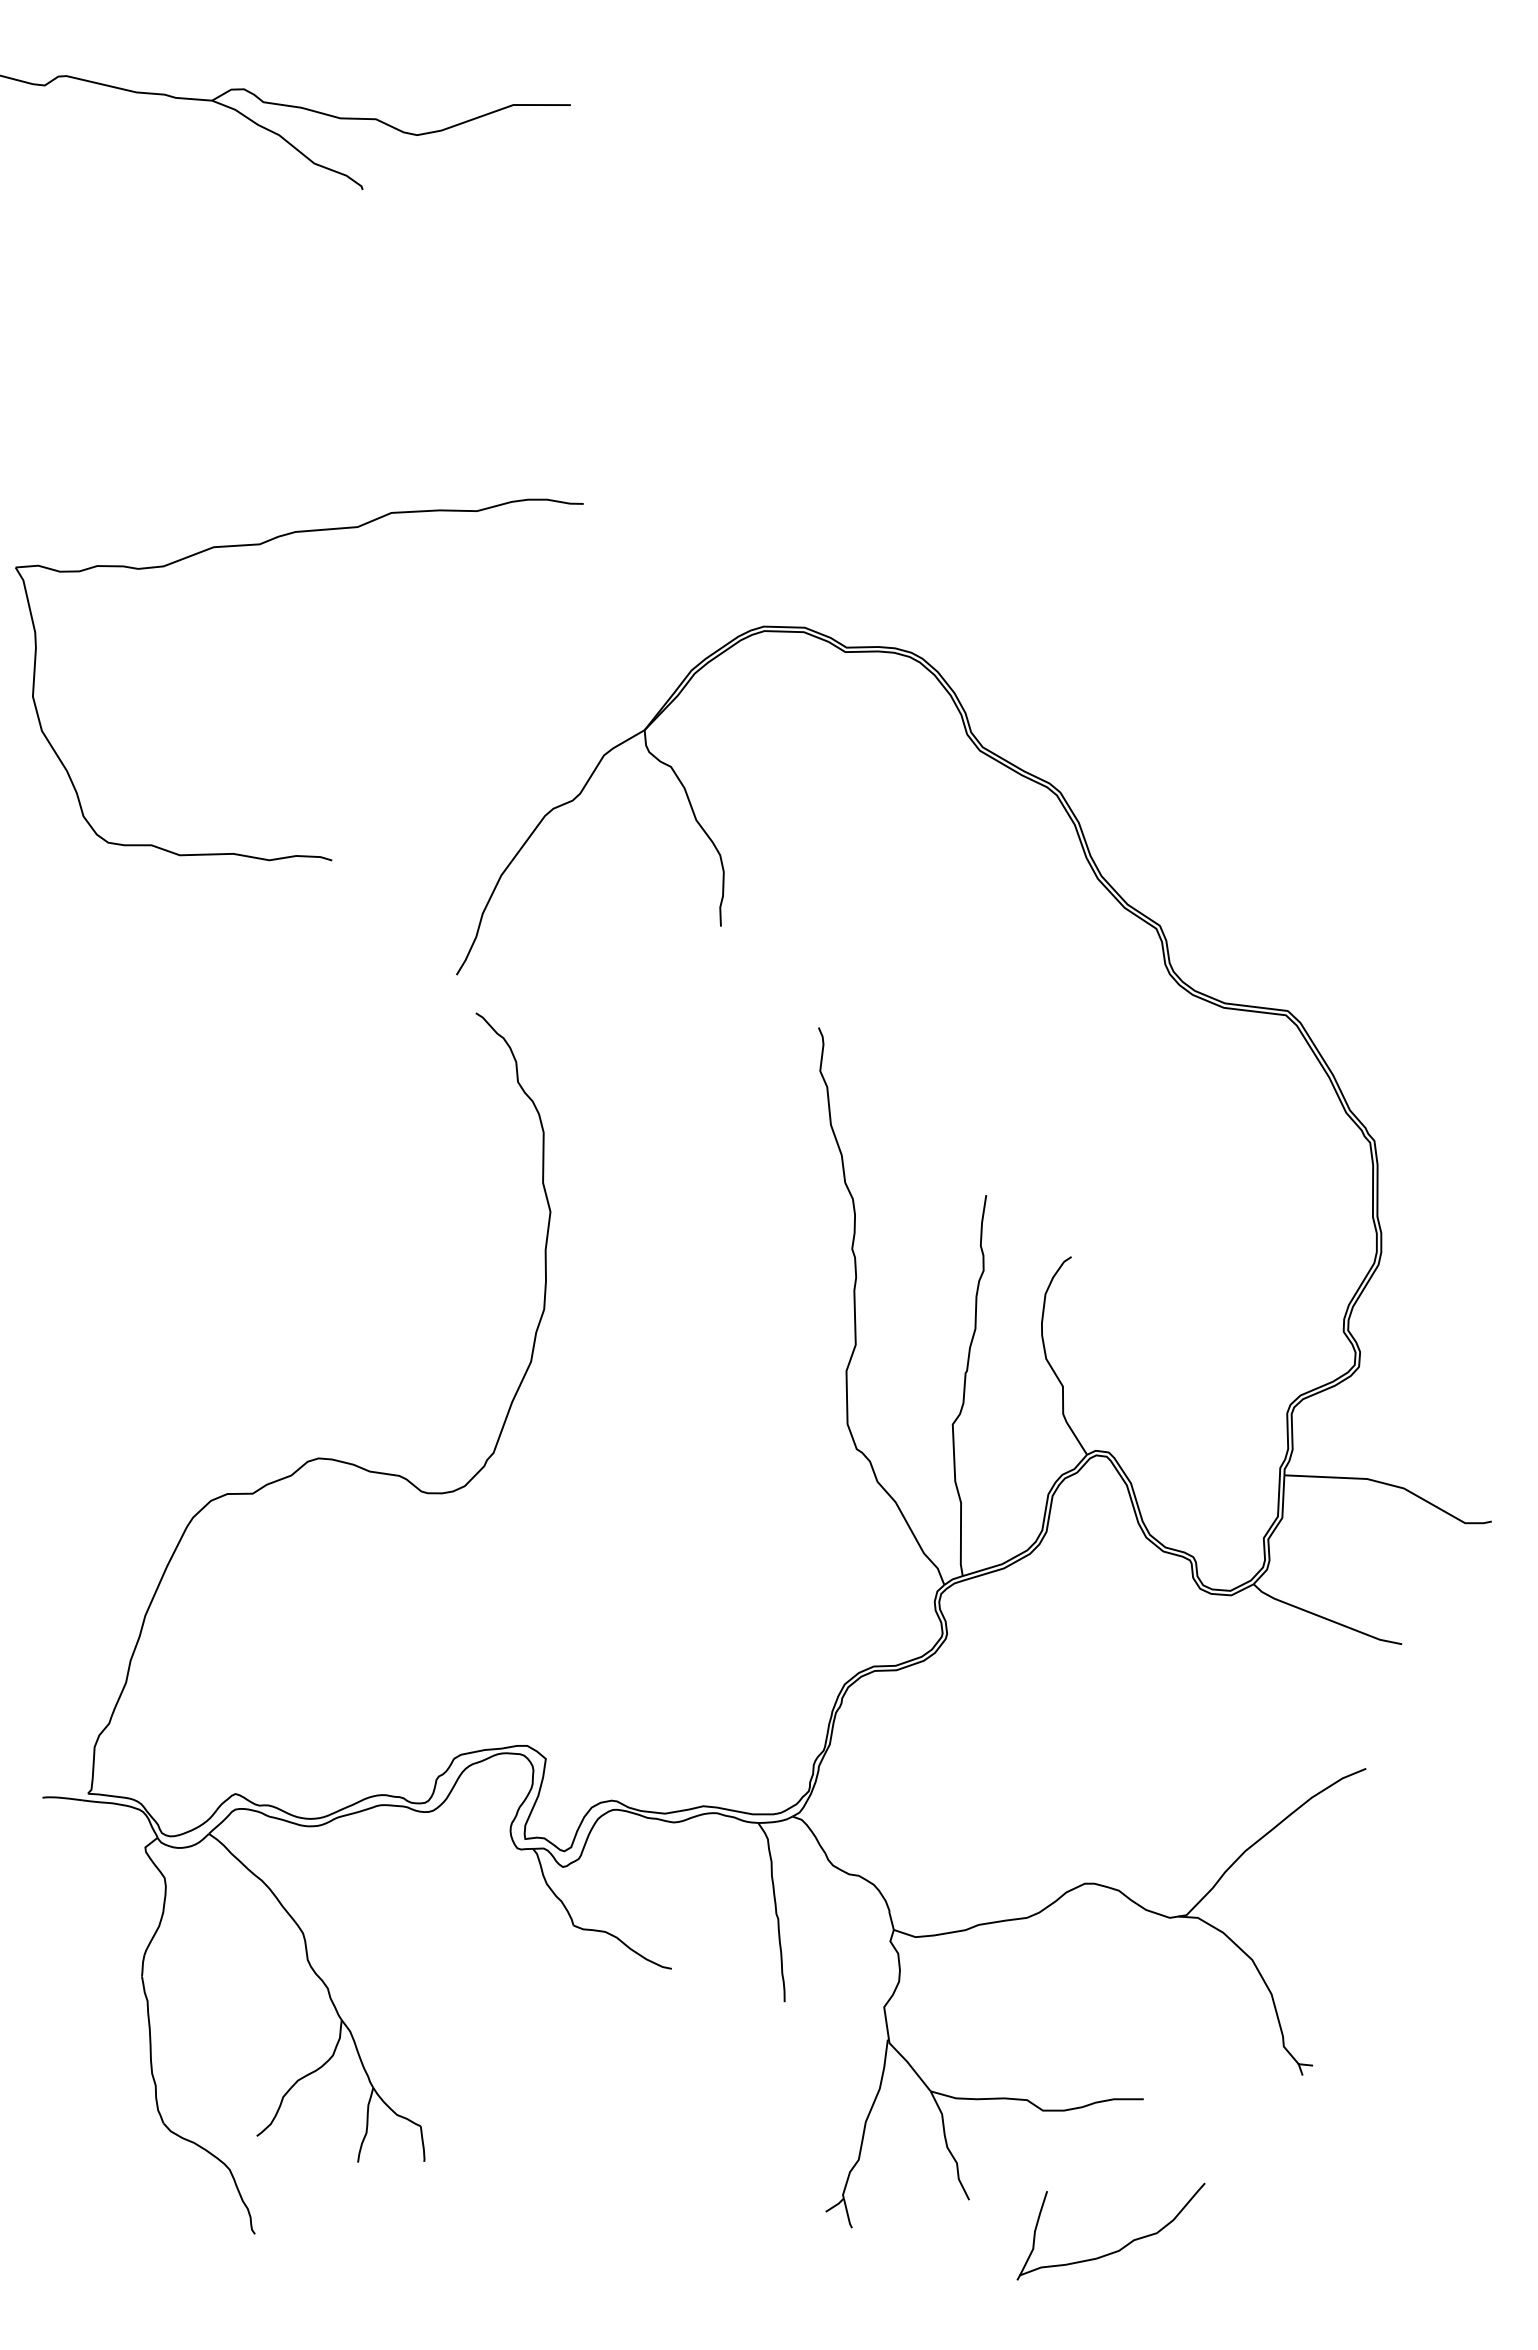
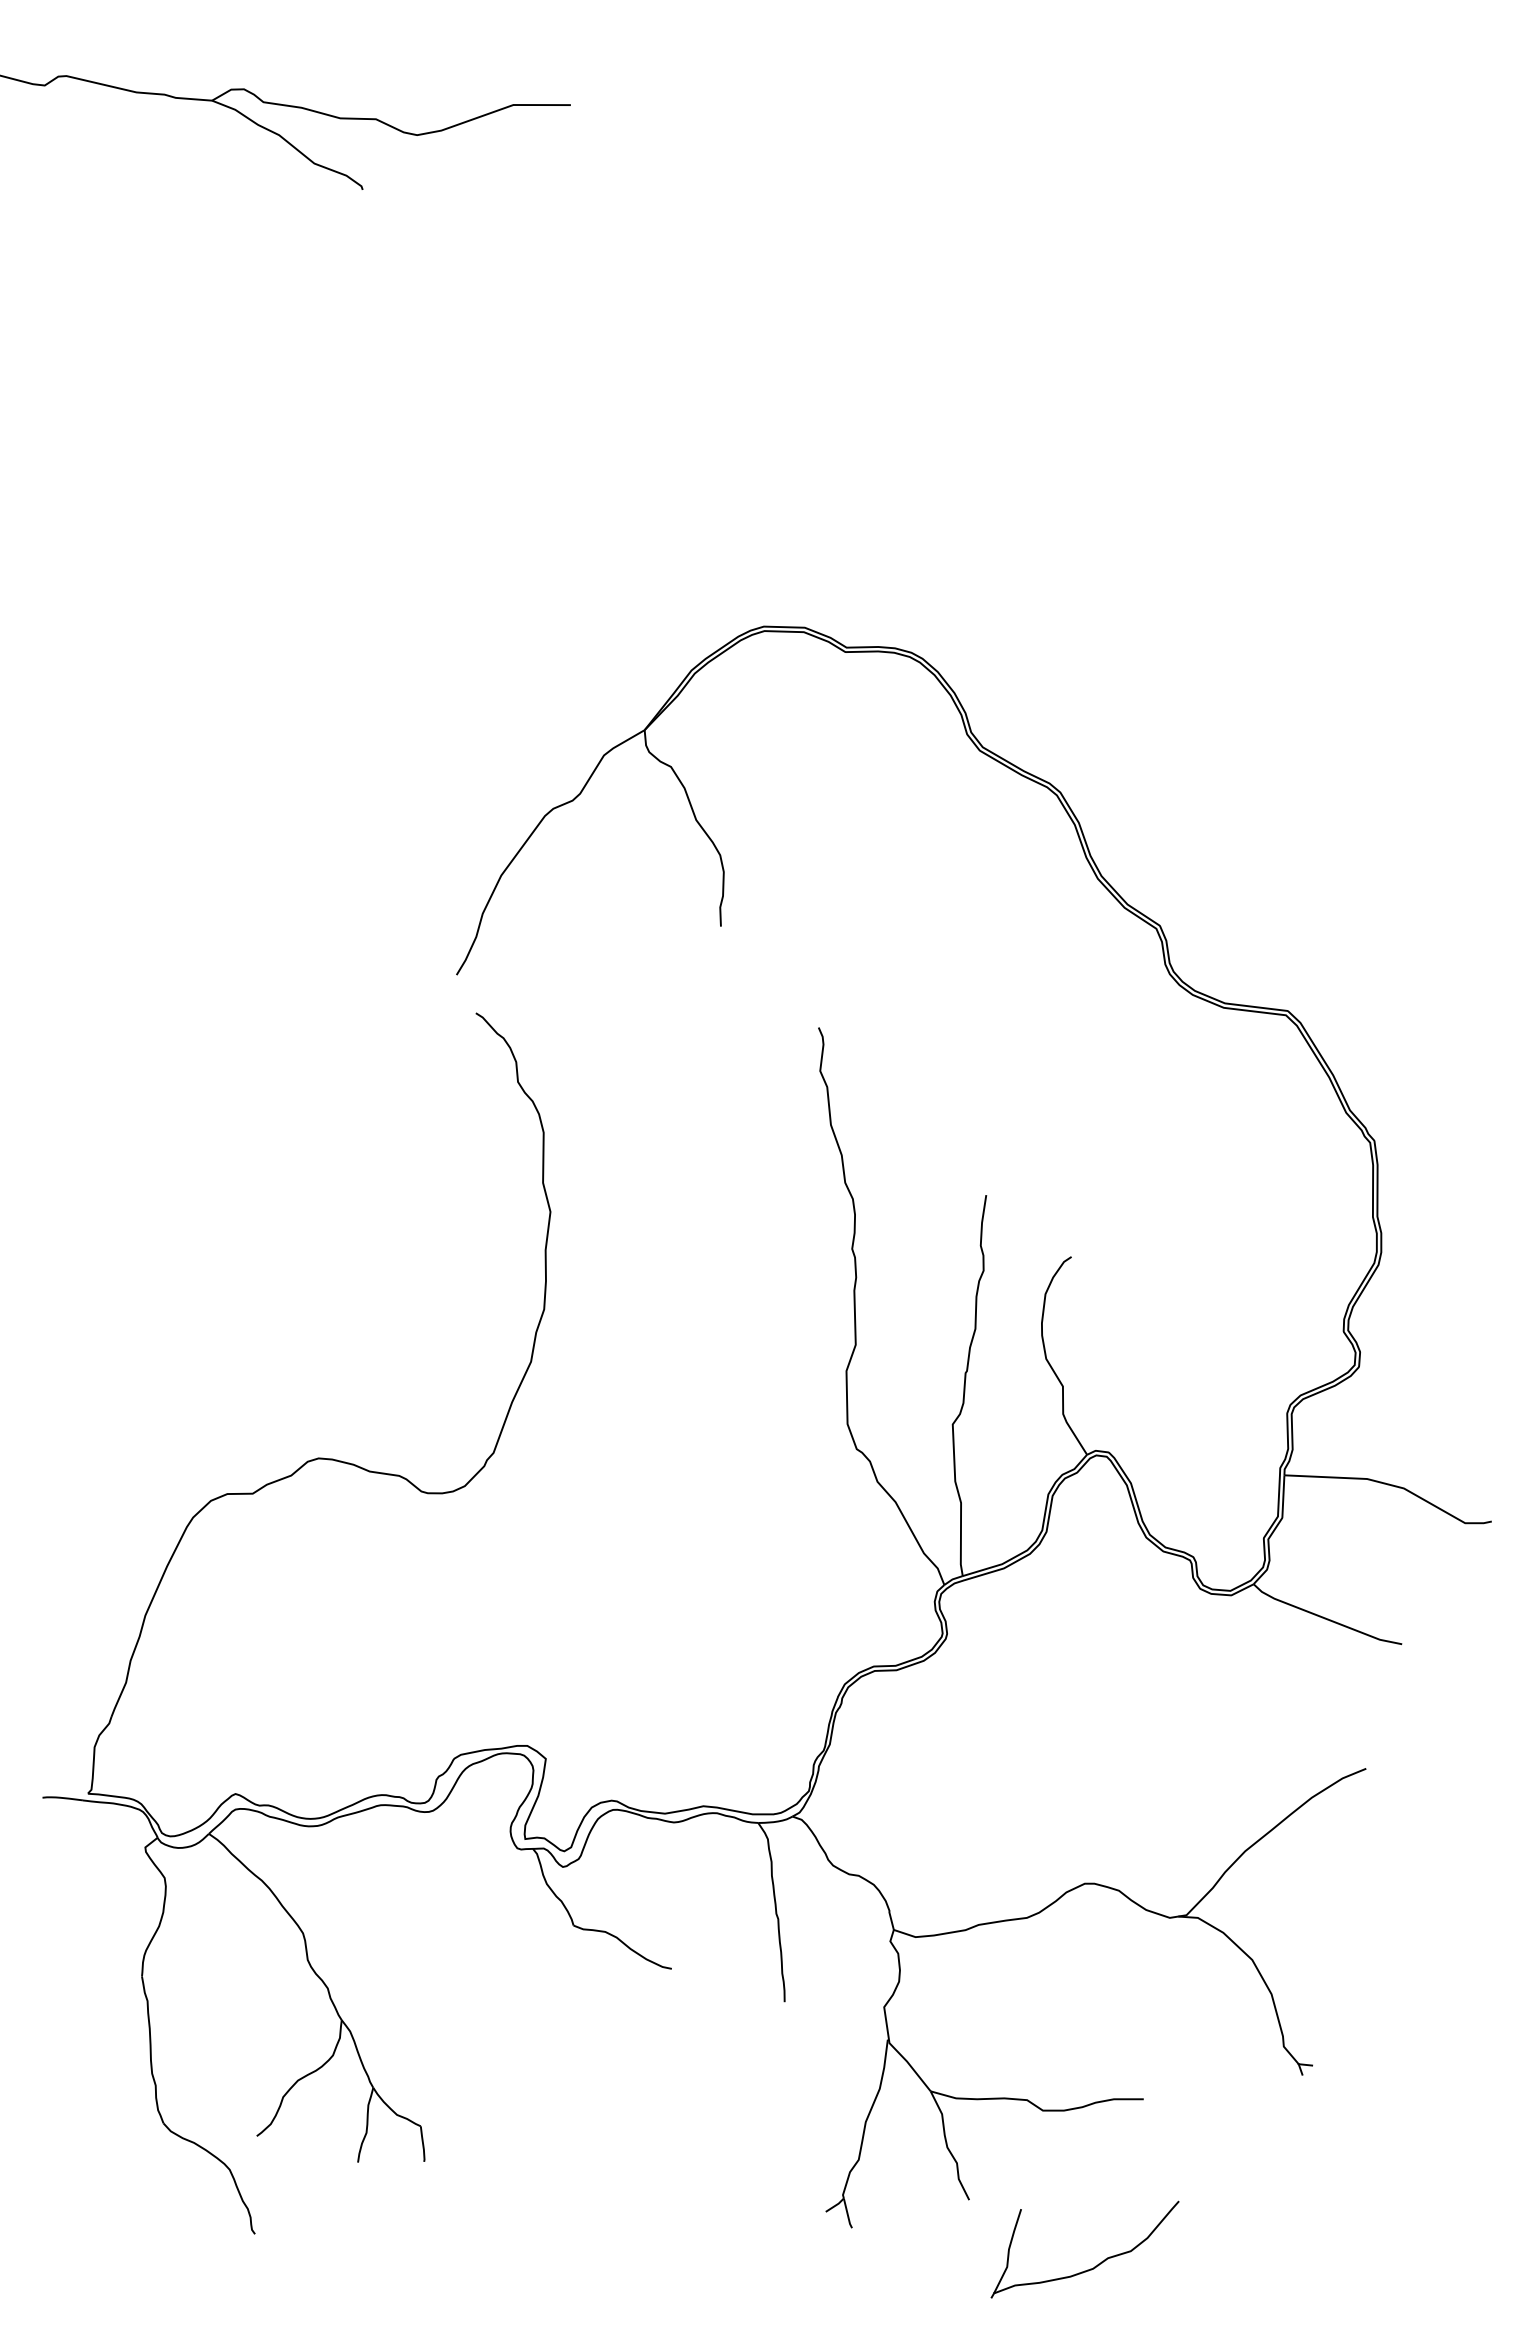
part: present -> none (259, 545)
part position: (1120, 2248) -> (1094, 2266) (1094, 2266)
